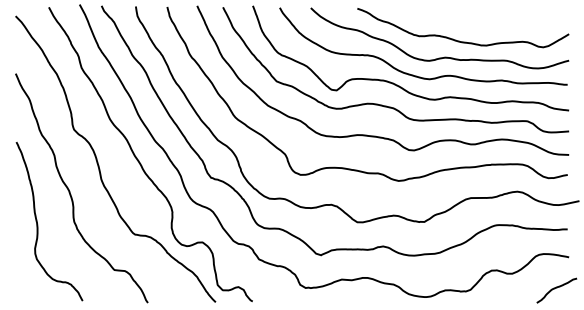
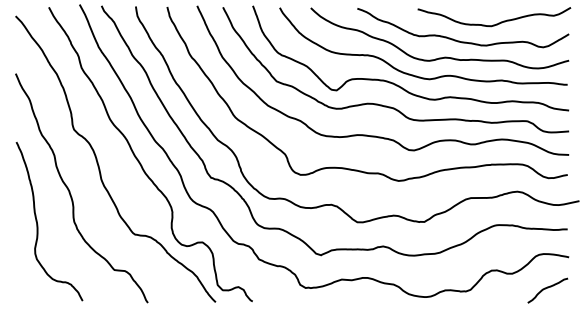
curve: none -> present (496, 23)
curve position: (556, 288) -> (547, 288) (547, 288)
